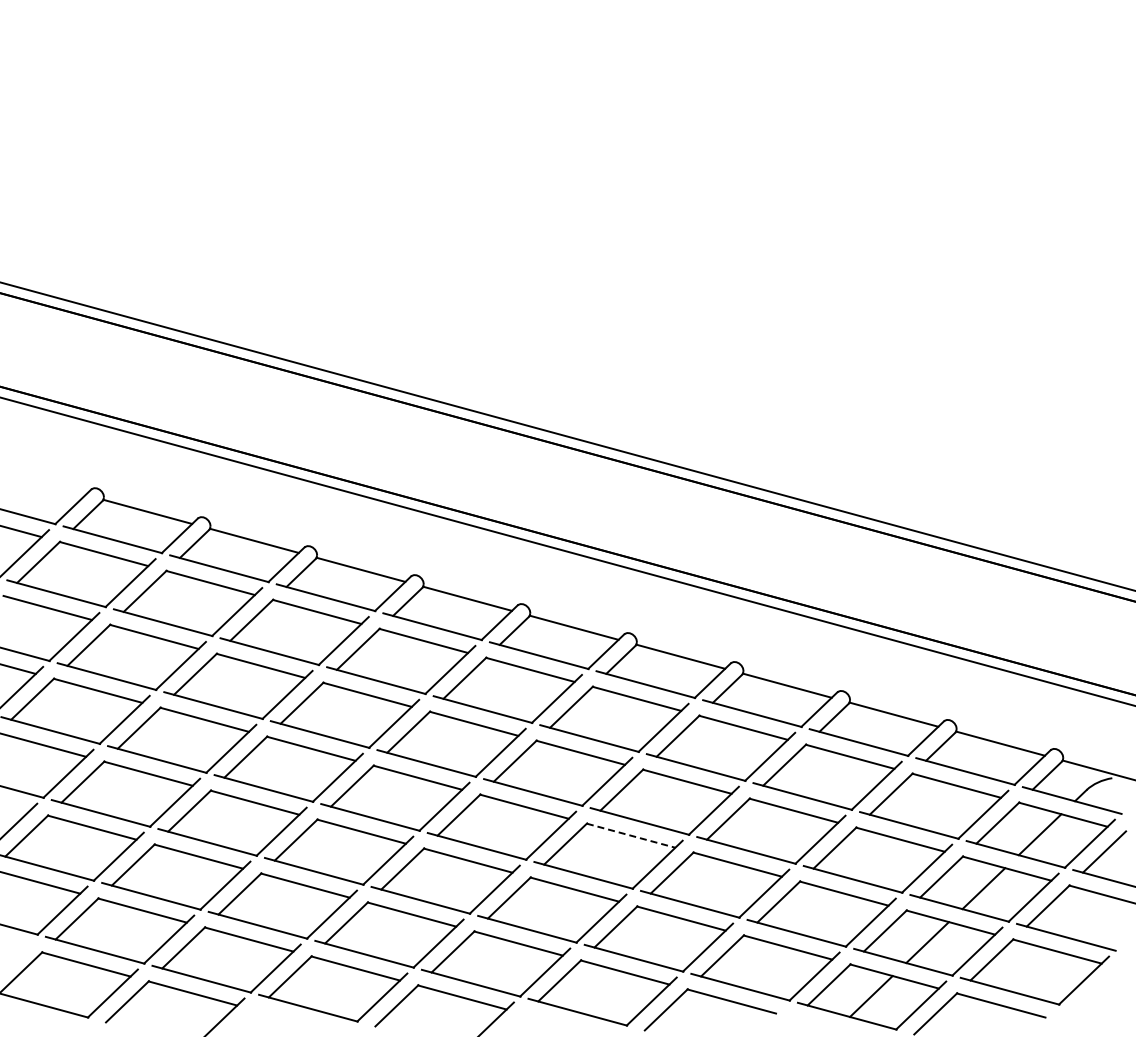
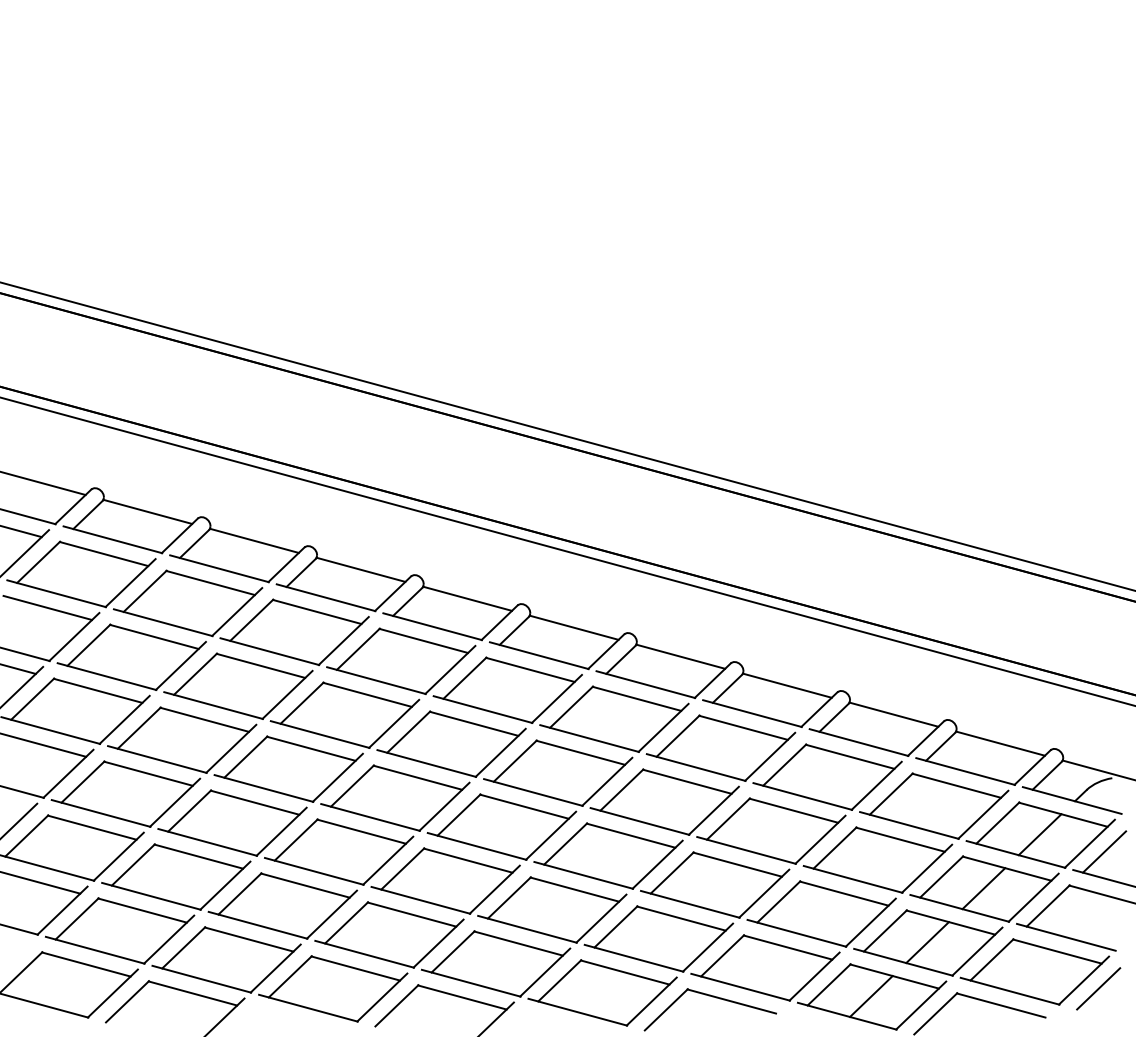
line: none -> present (43, 483)
line: dashed -> solid (631, 835)
line: none -> present (1098, 988)
